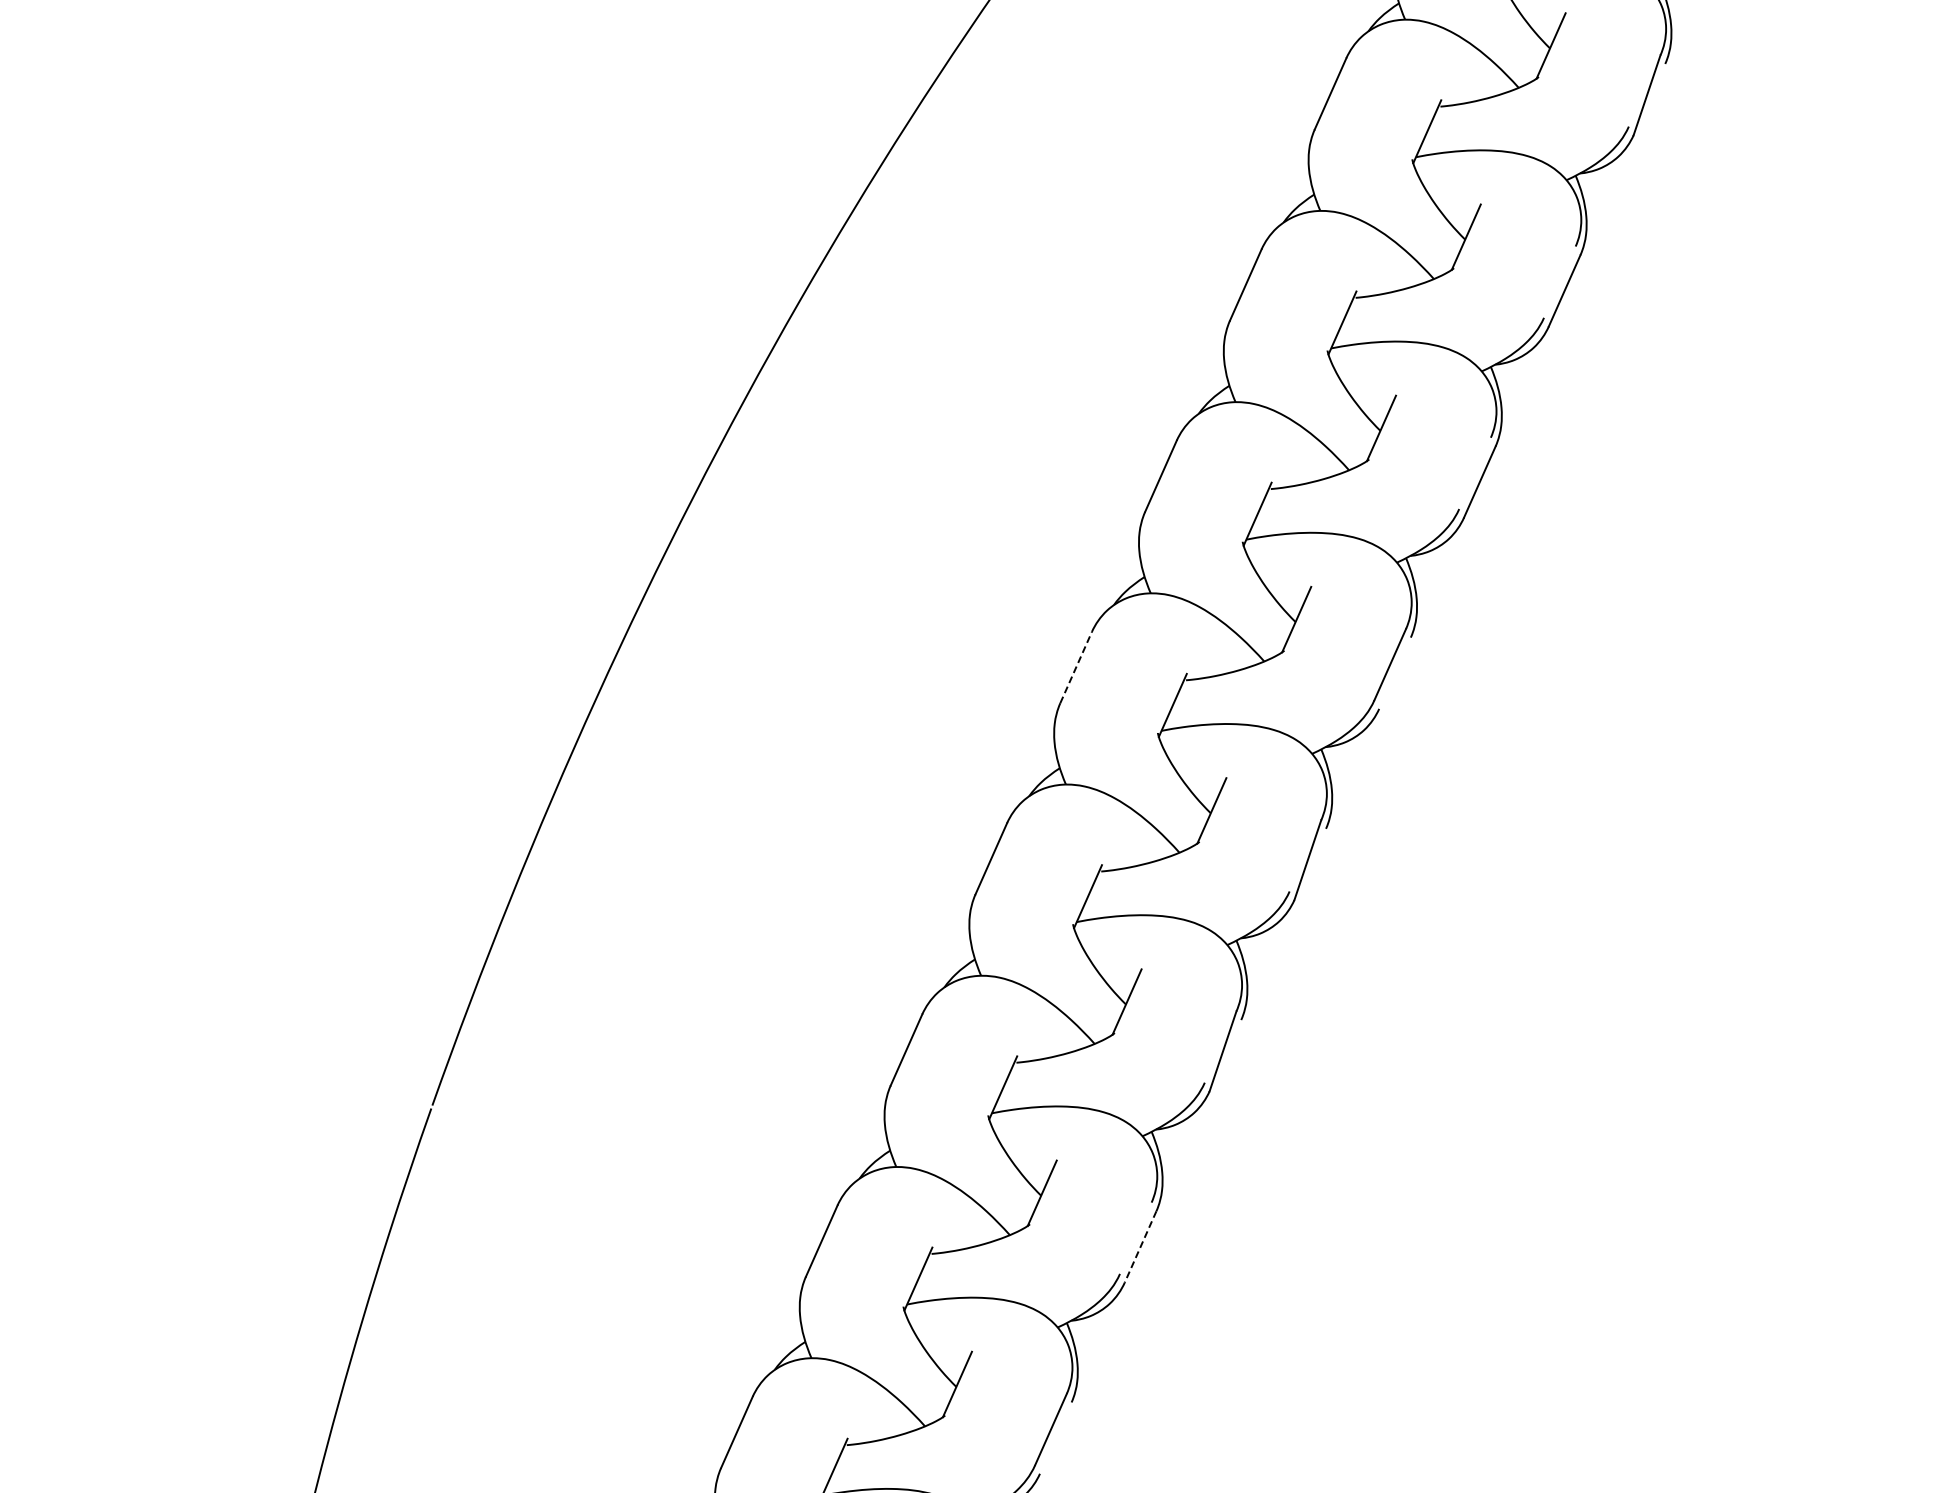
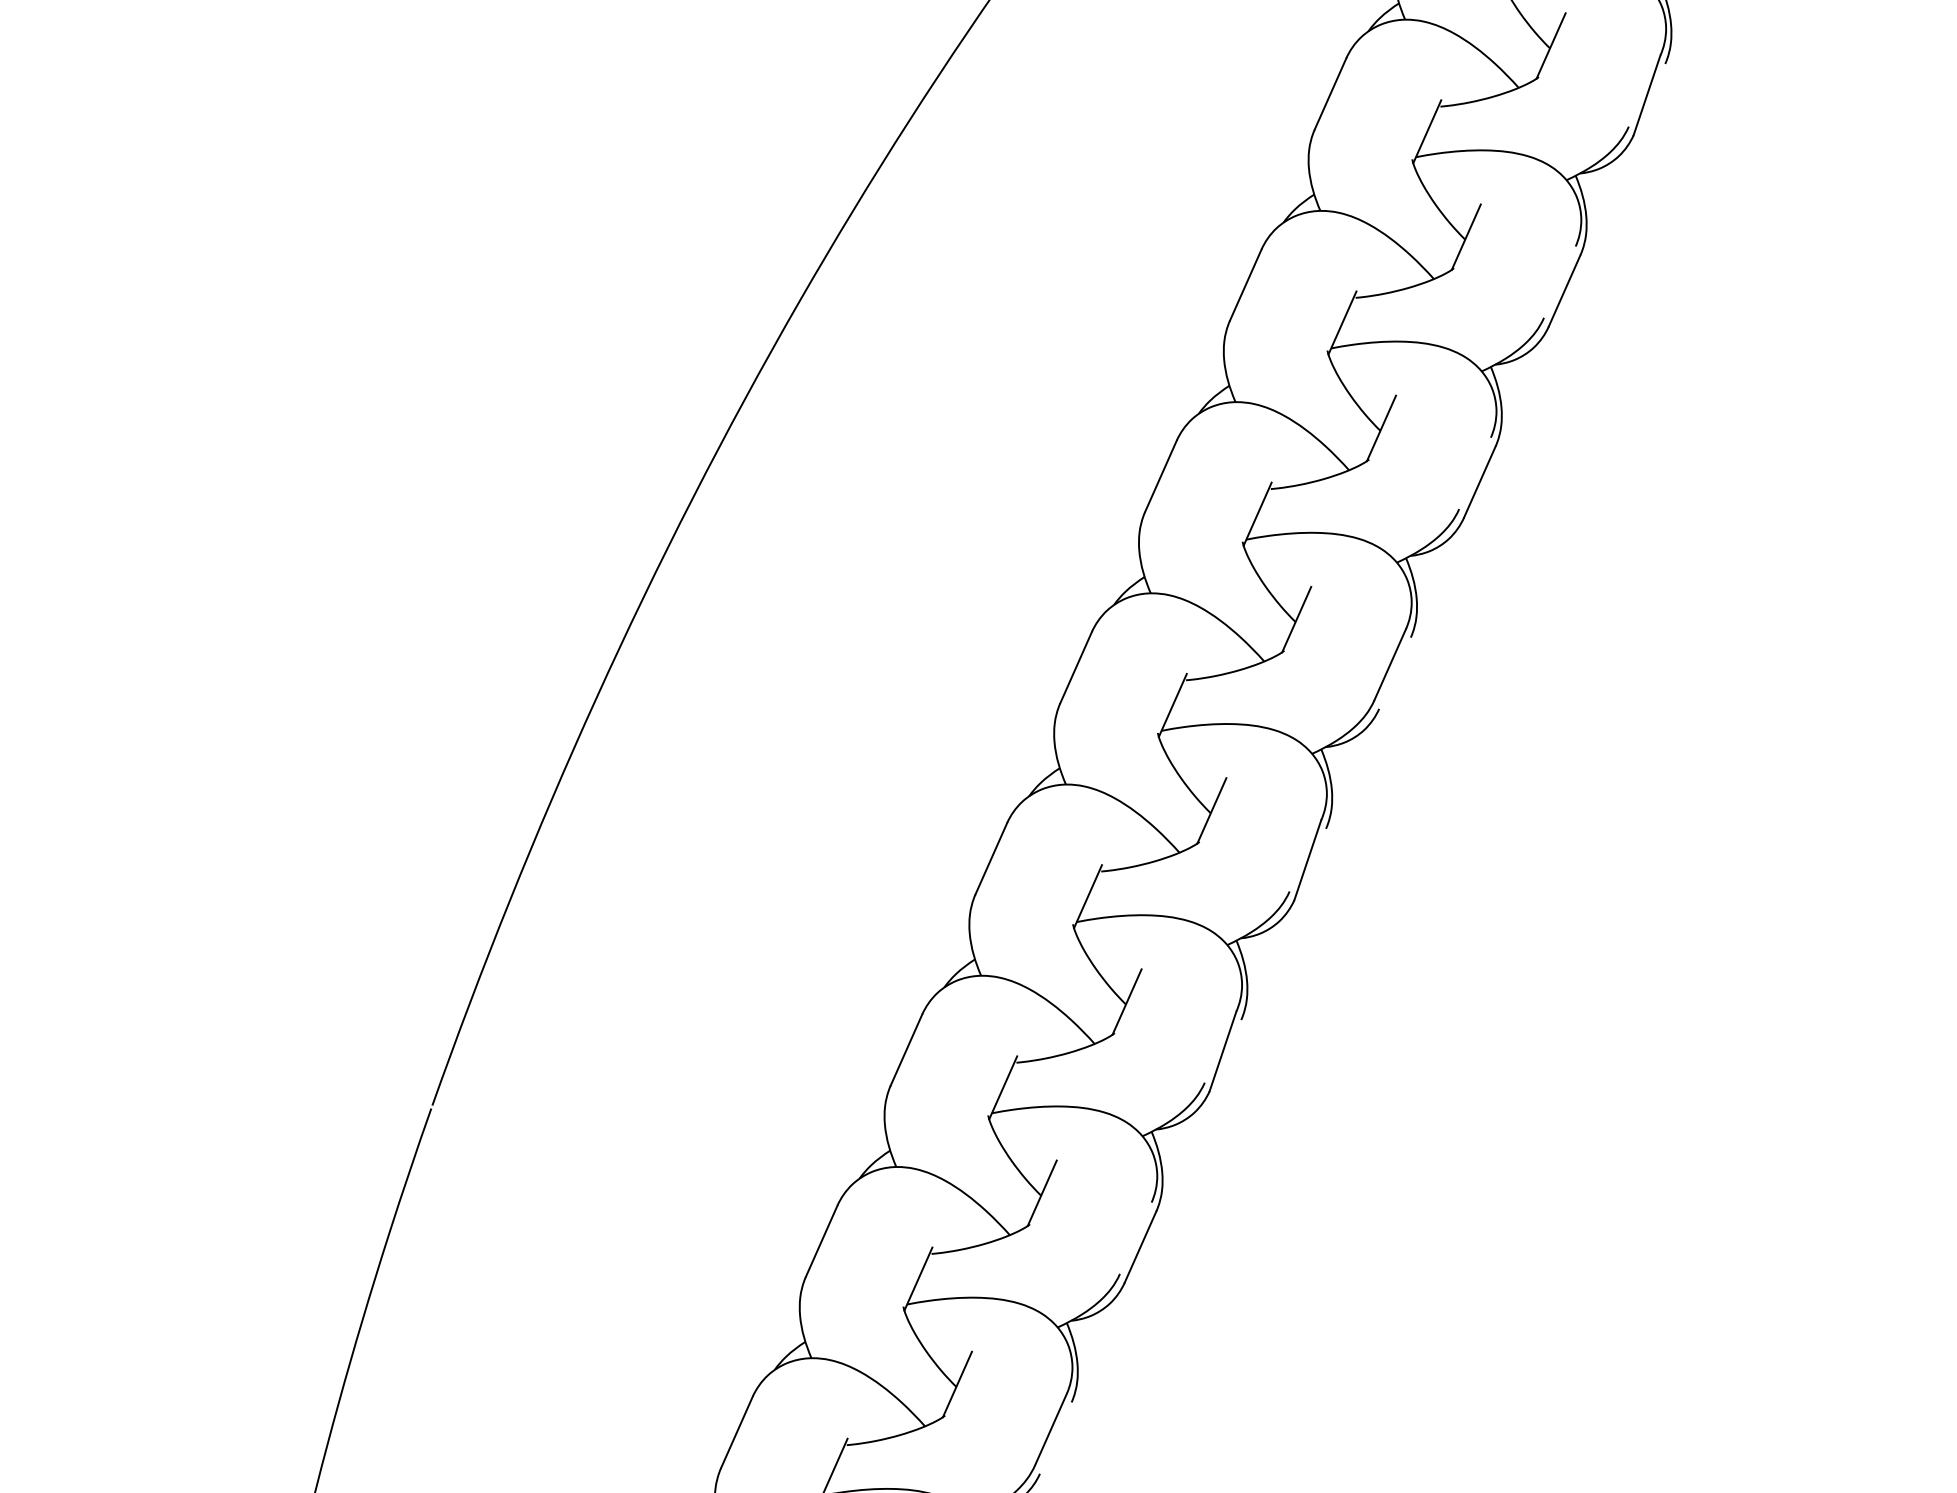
line: dashed -> solid (1076, 667)
line: dashed -> solid (1140, 1246)
